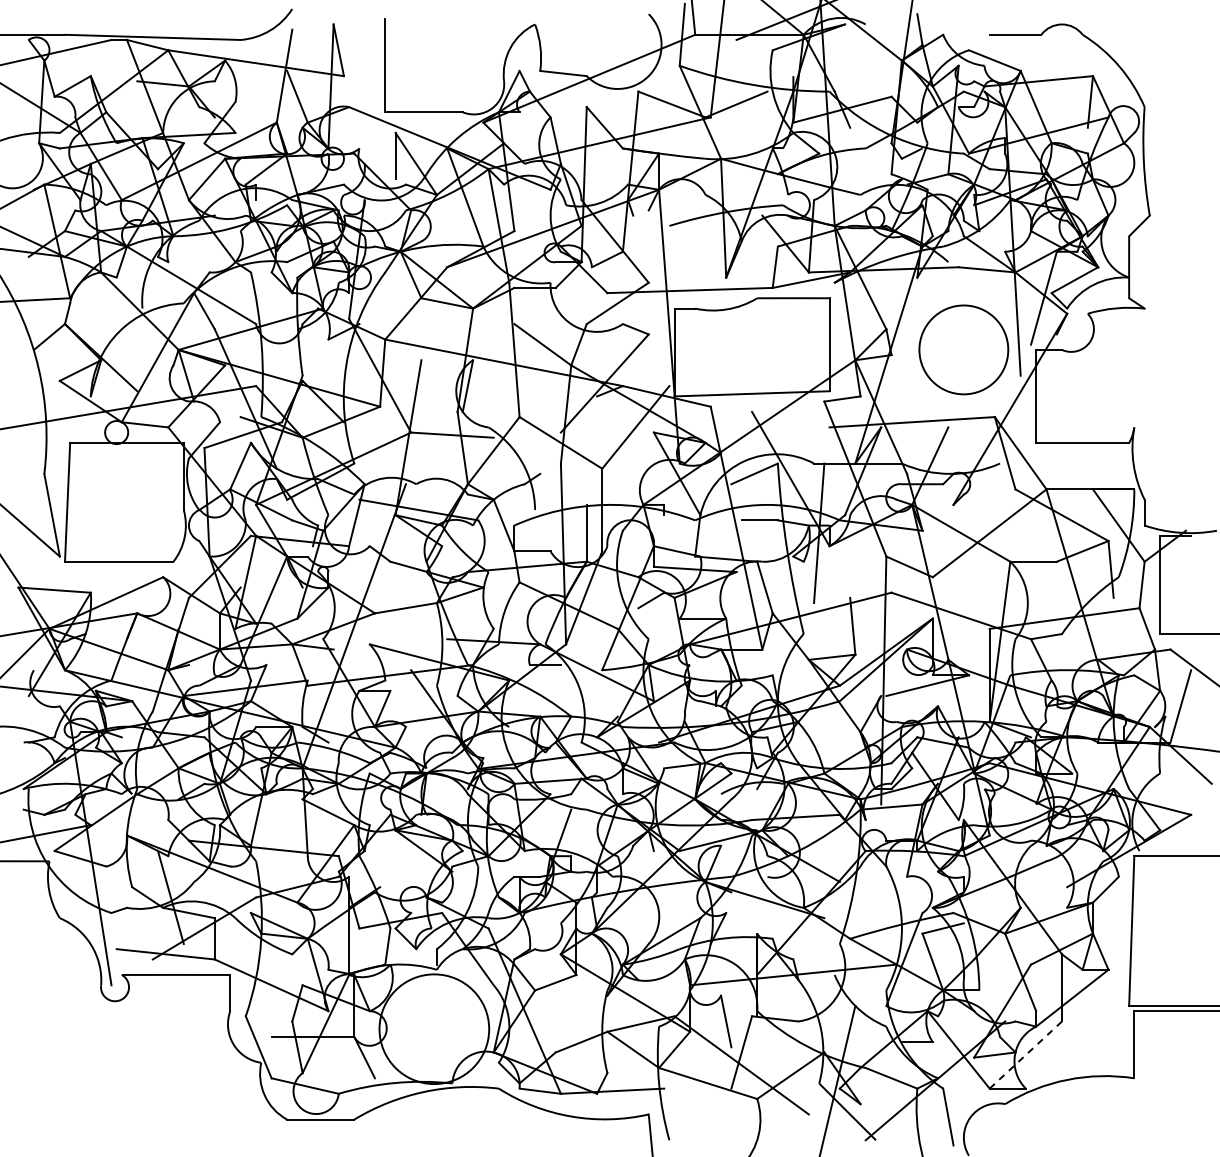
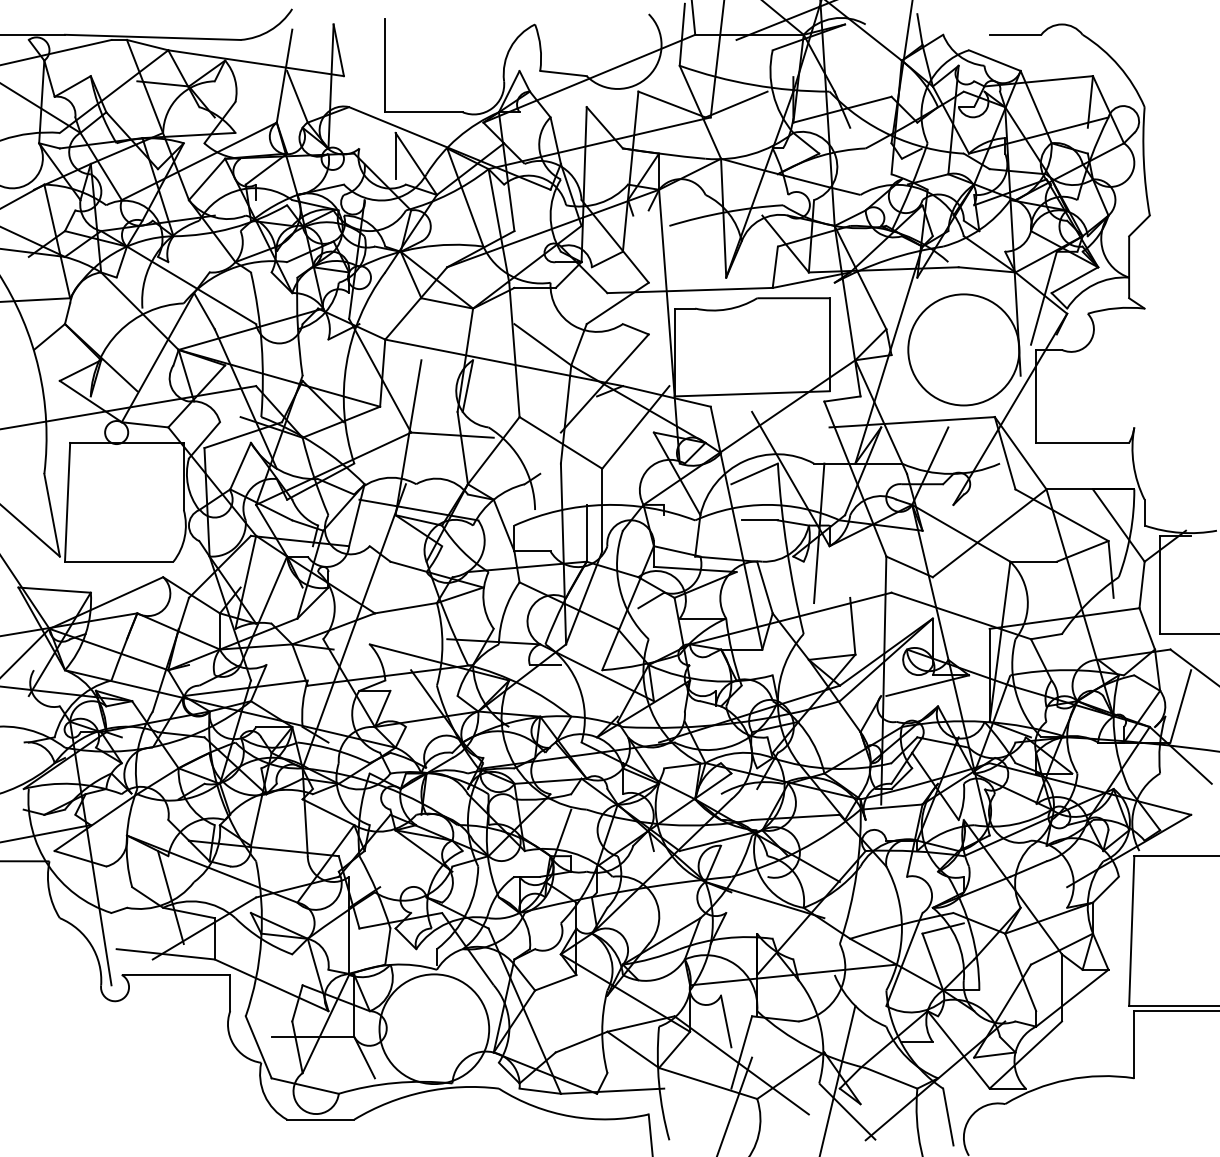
circle diameter: 89 px -> 111 px (963, 349)
line: dashed -> solid (1025, 1055)
line: none -> present (735, 1105)
